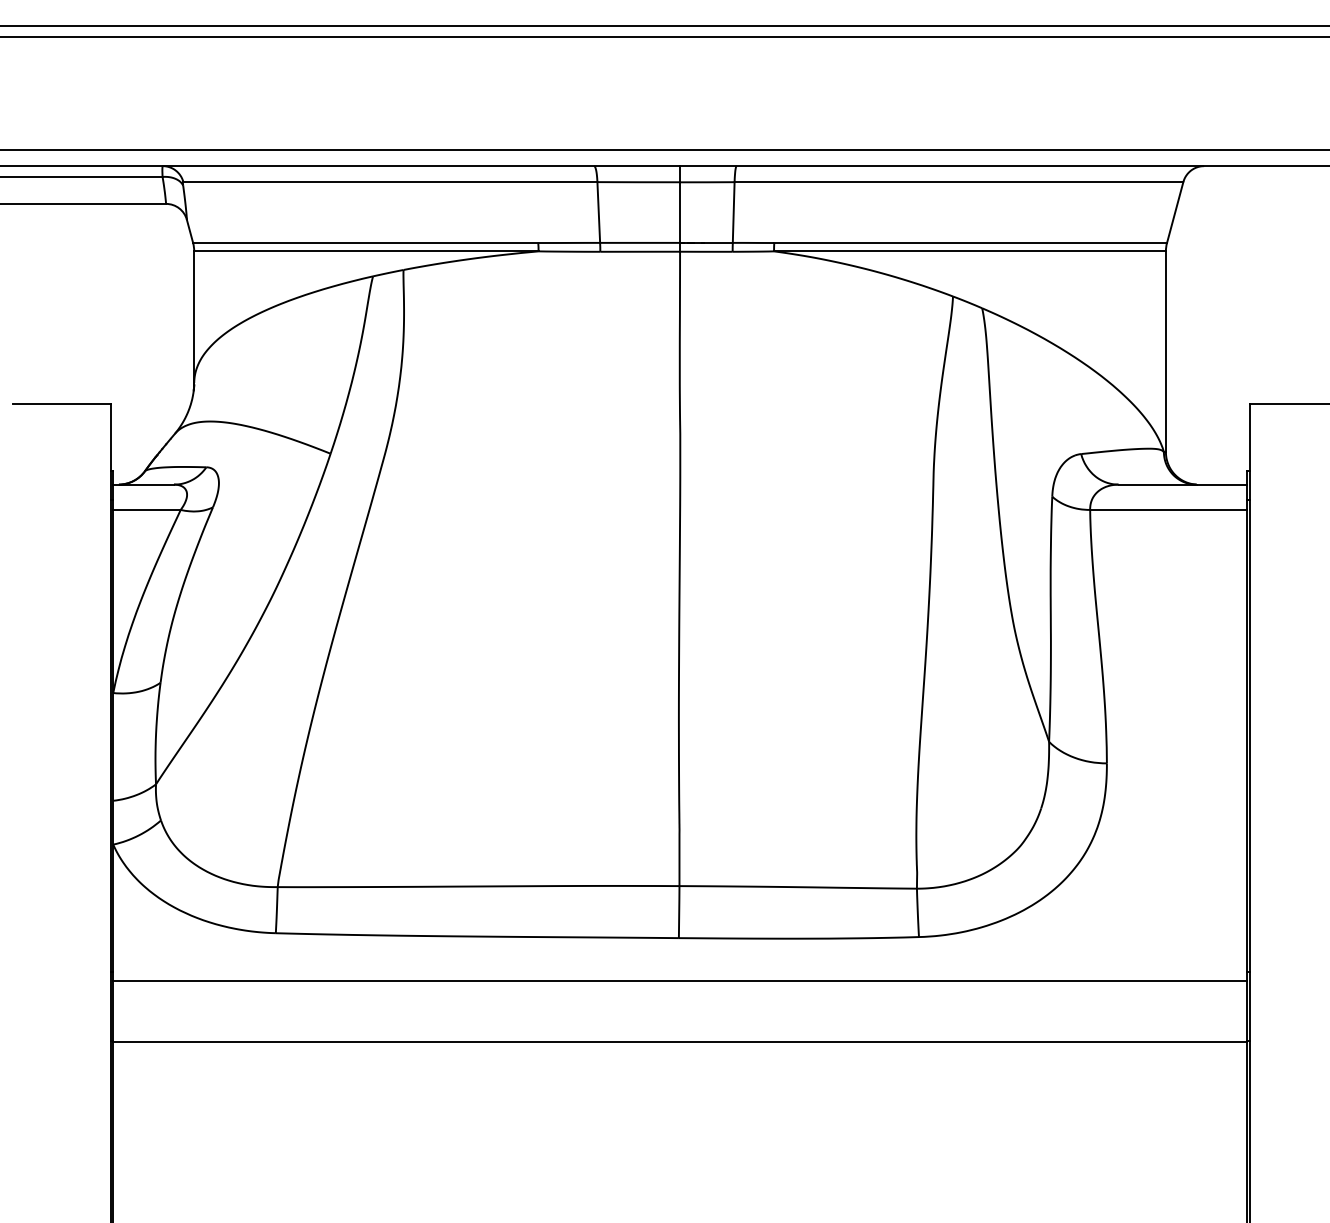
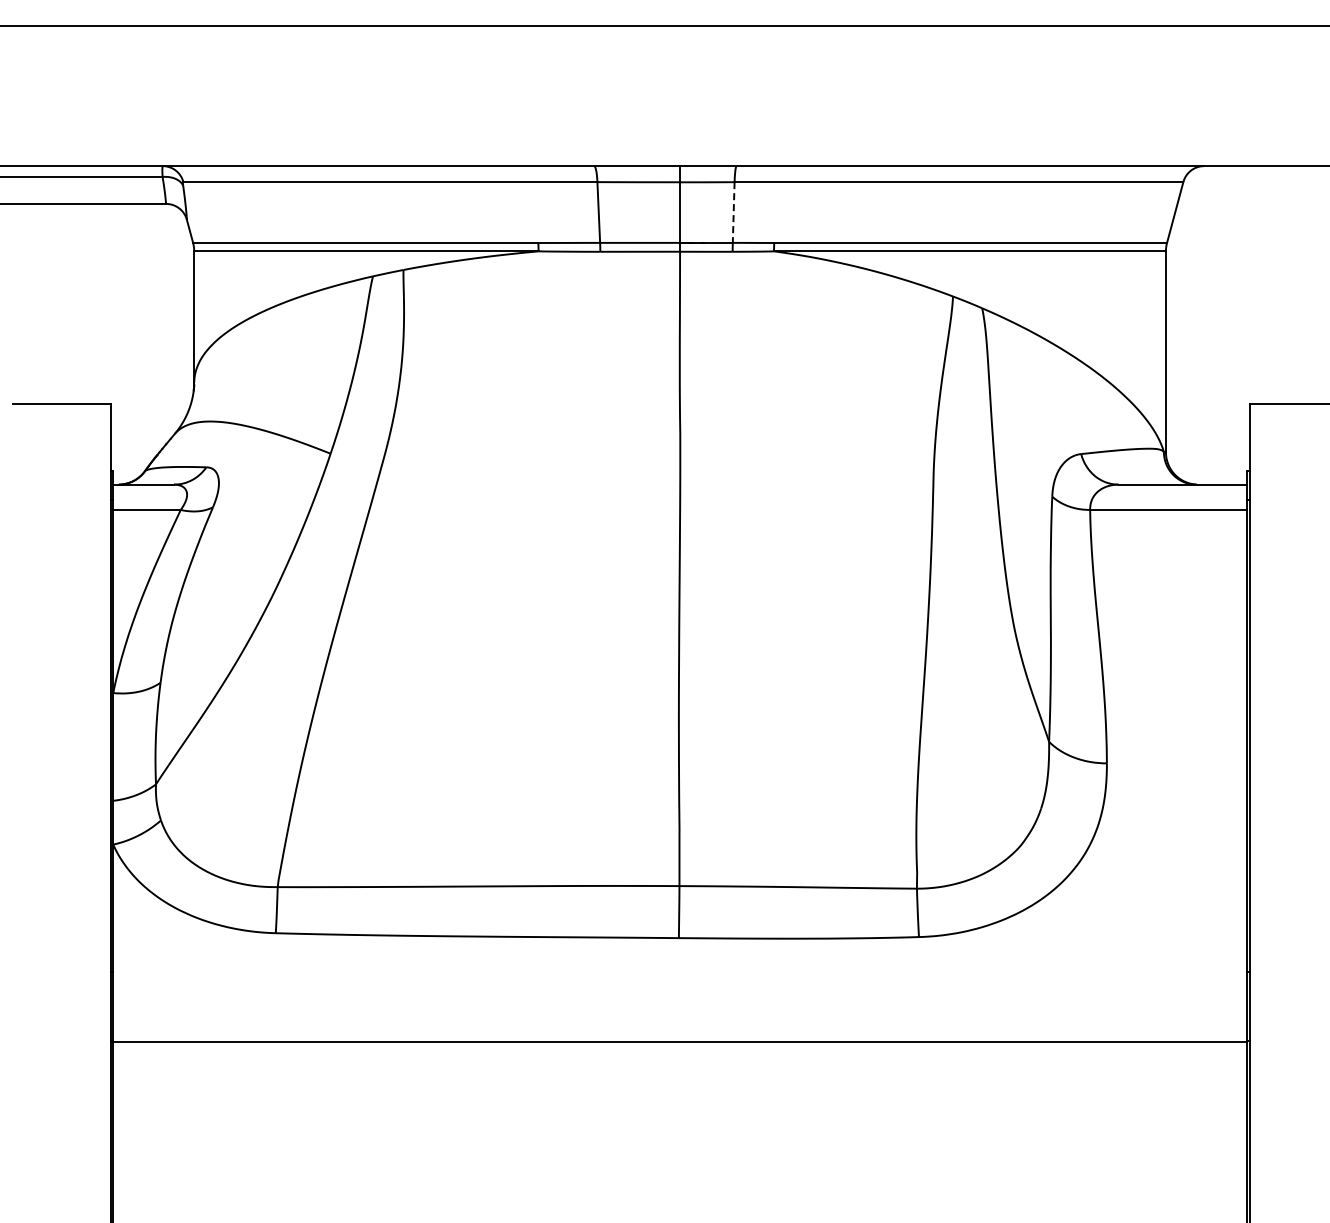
line: present -> none (664, 36)
line: present -> none (664, 149)
line: solid -> dashed (733, 213)
line: present -> none (679, 981)
